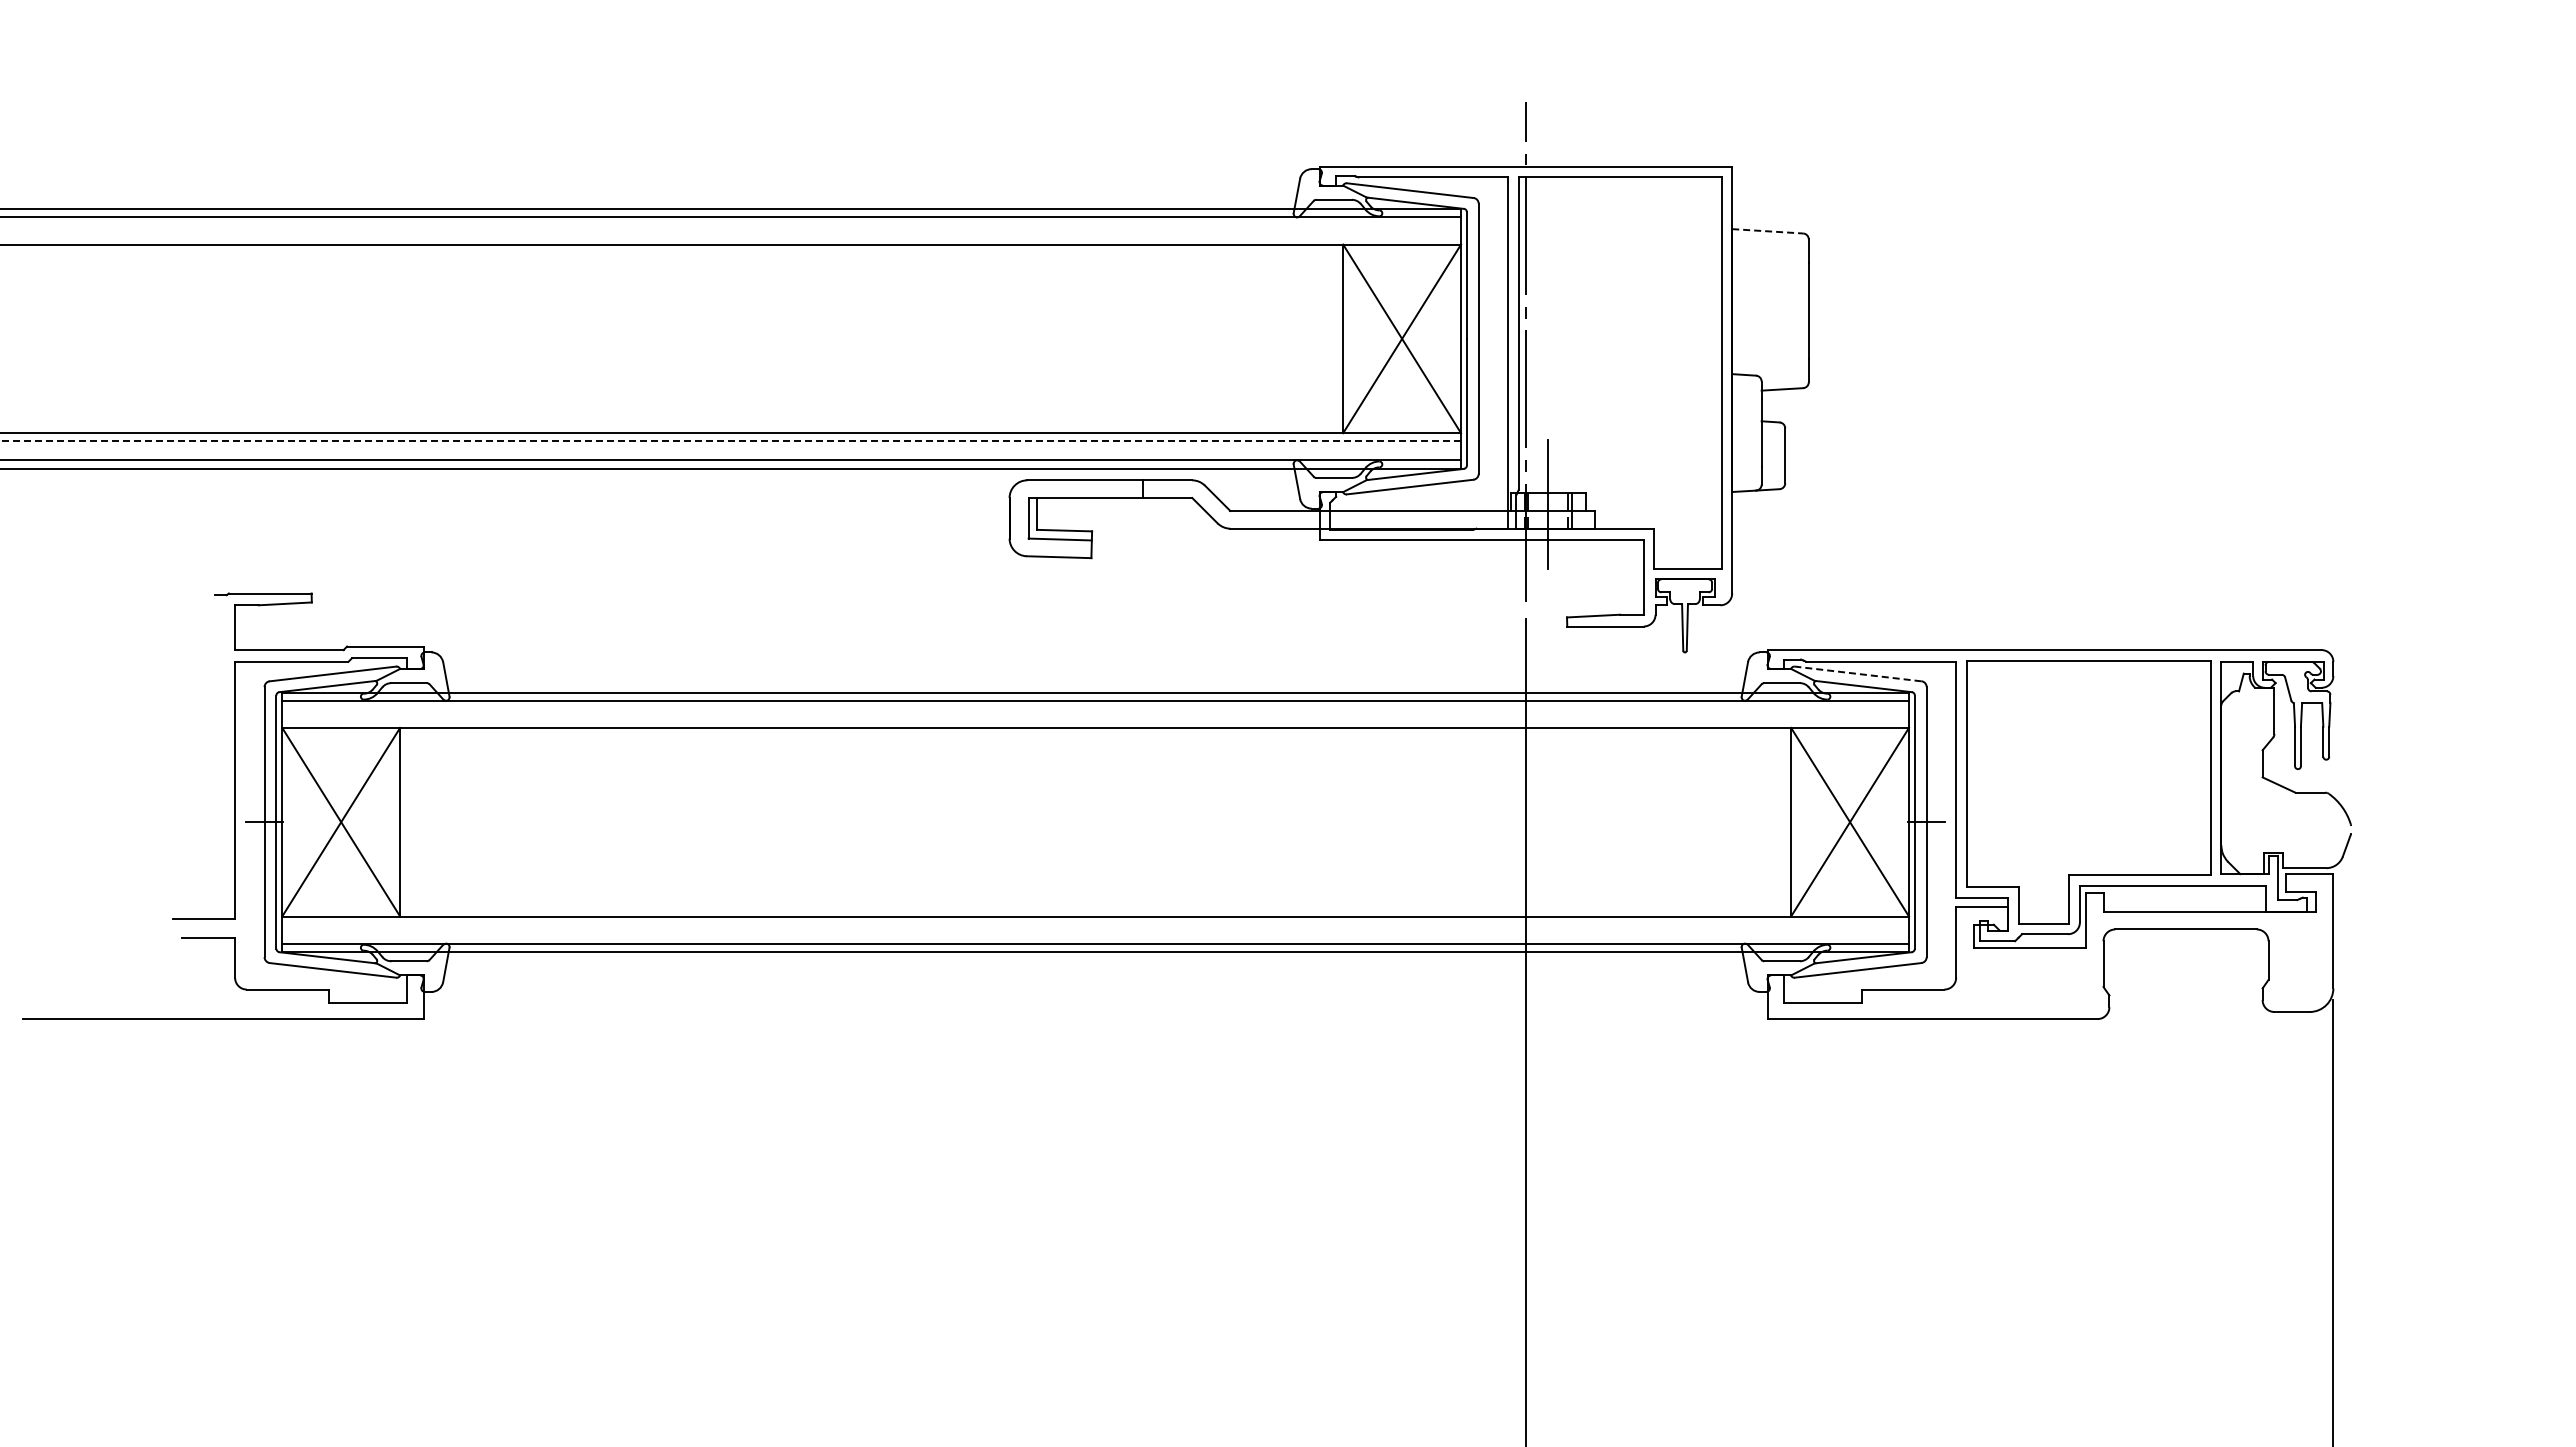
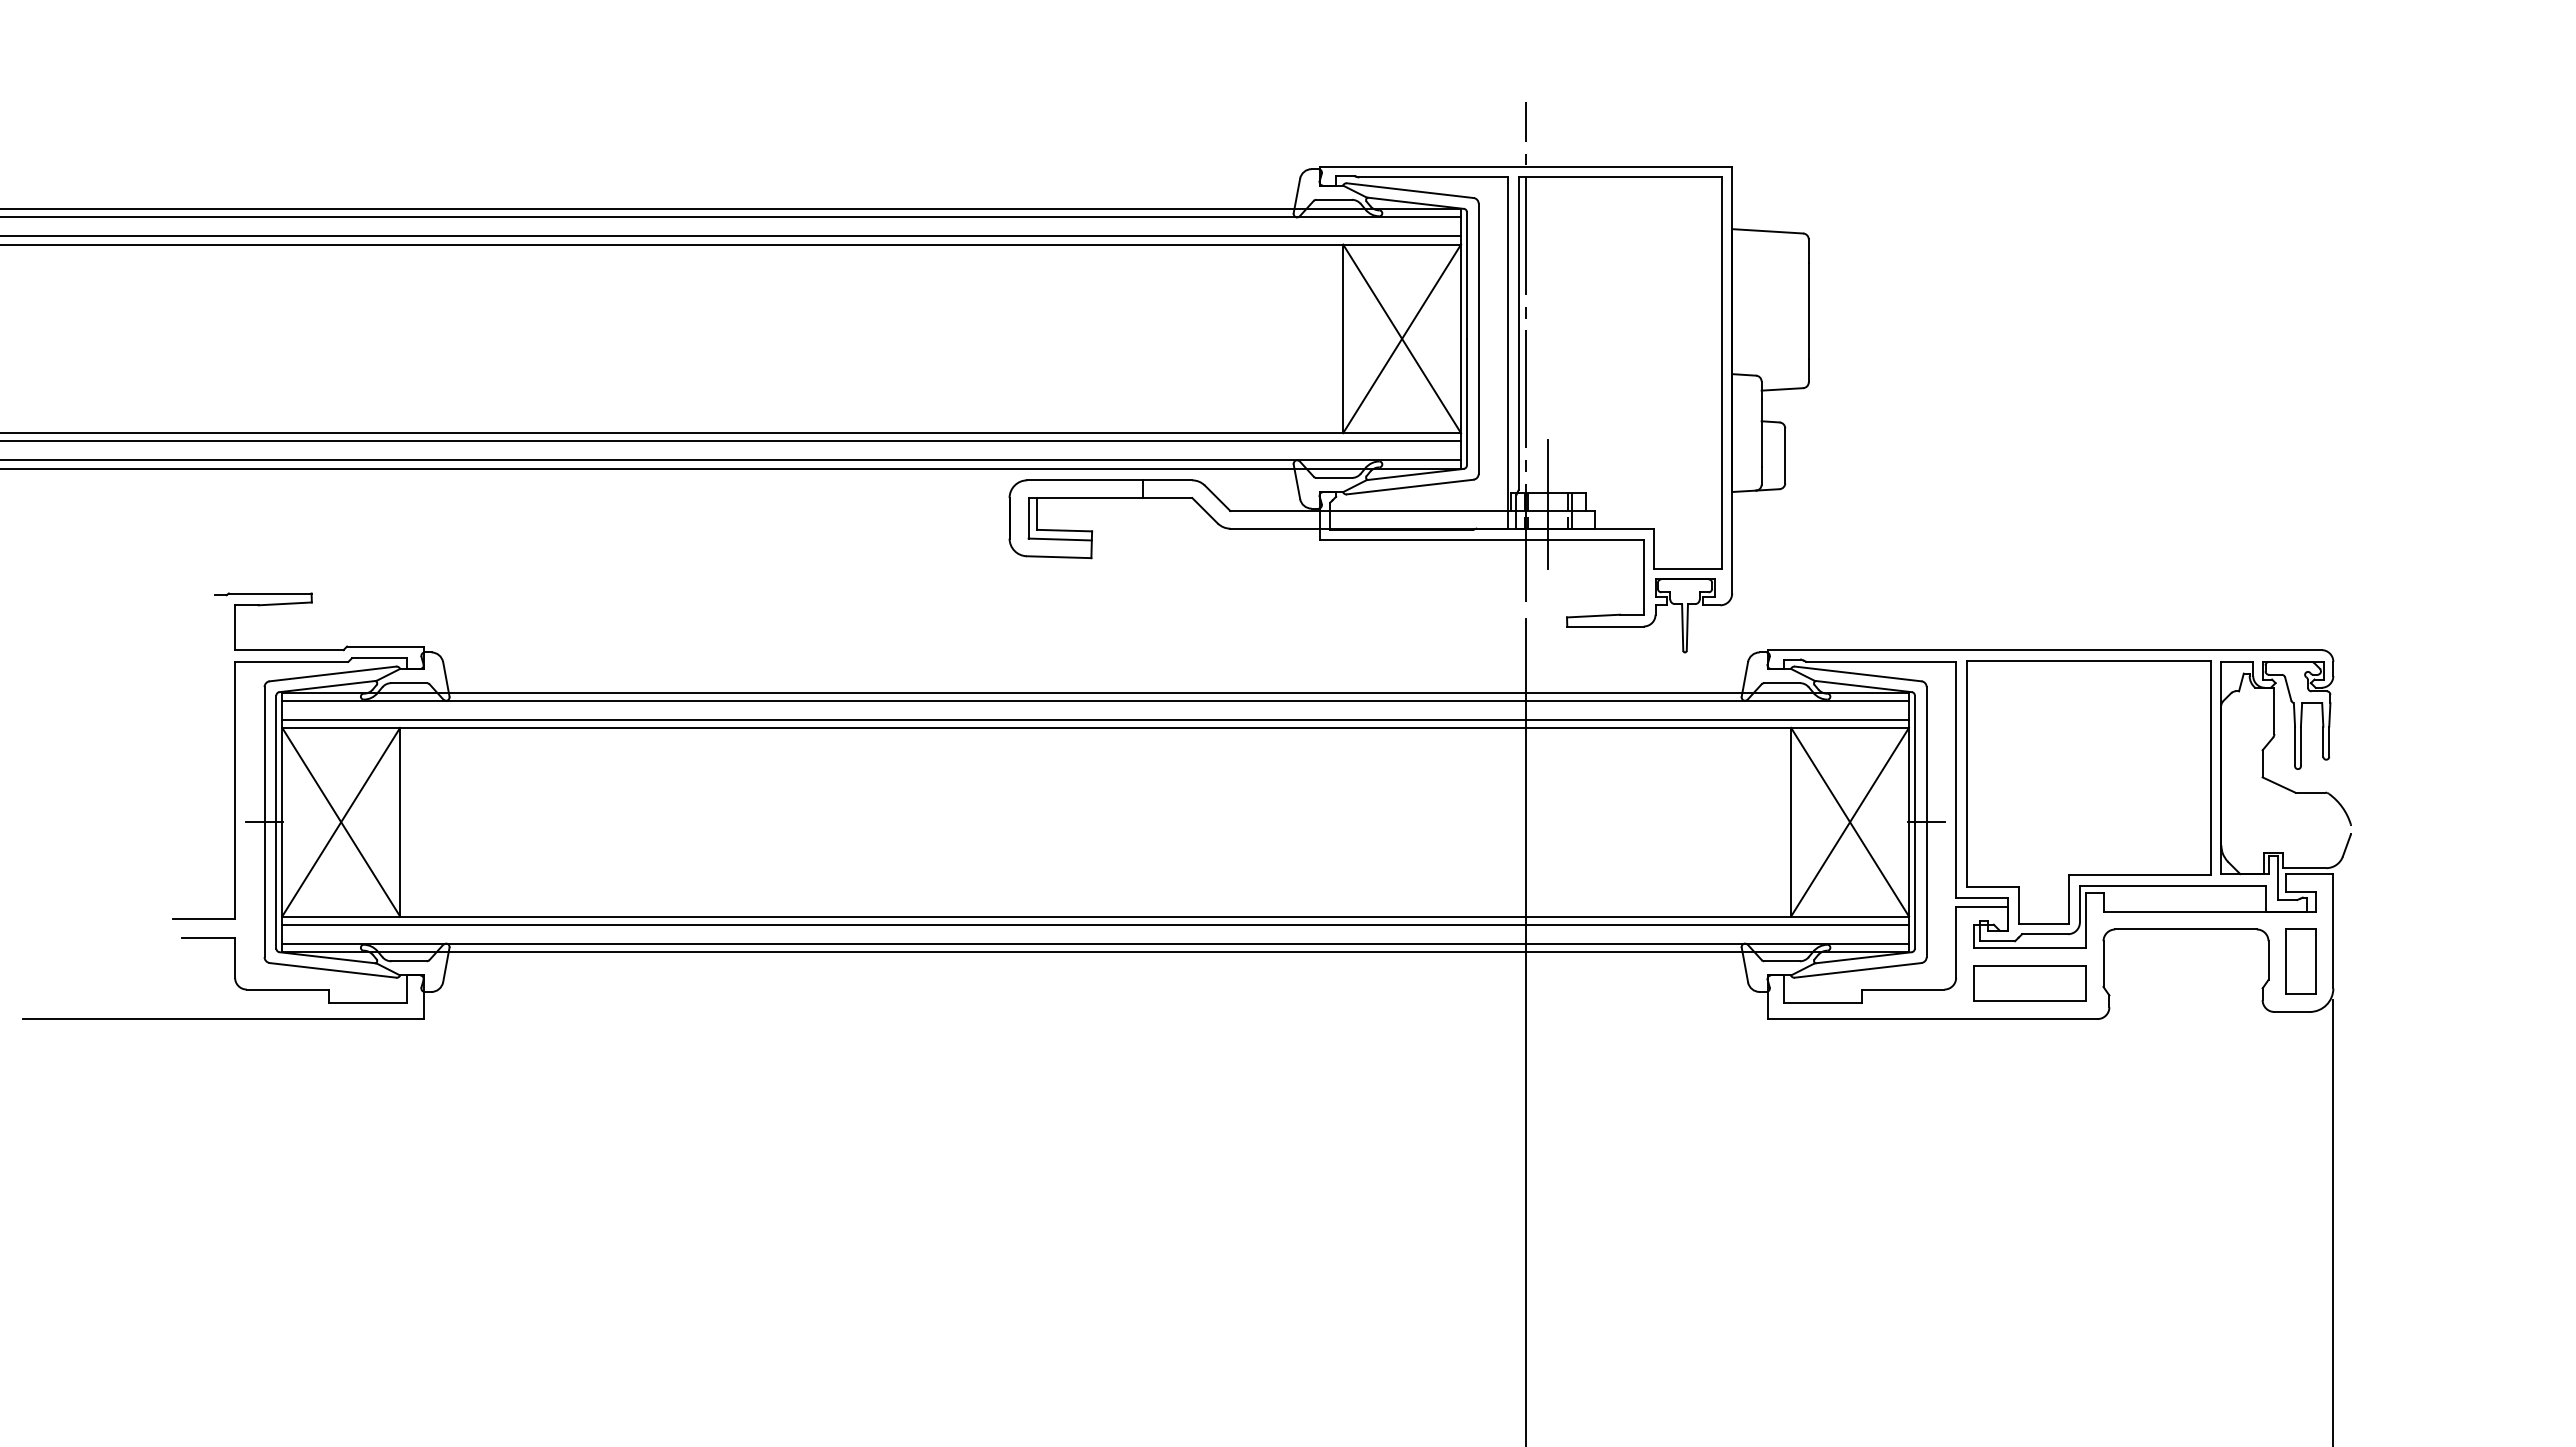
line: dashed -> solid (1767, 231)
line: none -> present (731, 236)
line: dashed -> solid (730, 441)
line: dashed -> solid (1858, 673)
line: none -> present (1095, 719)
line: none -> present (1095, 924)
part: none -> present (2300, 961)
part: none -> present (2029, 983)
